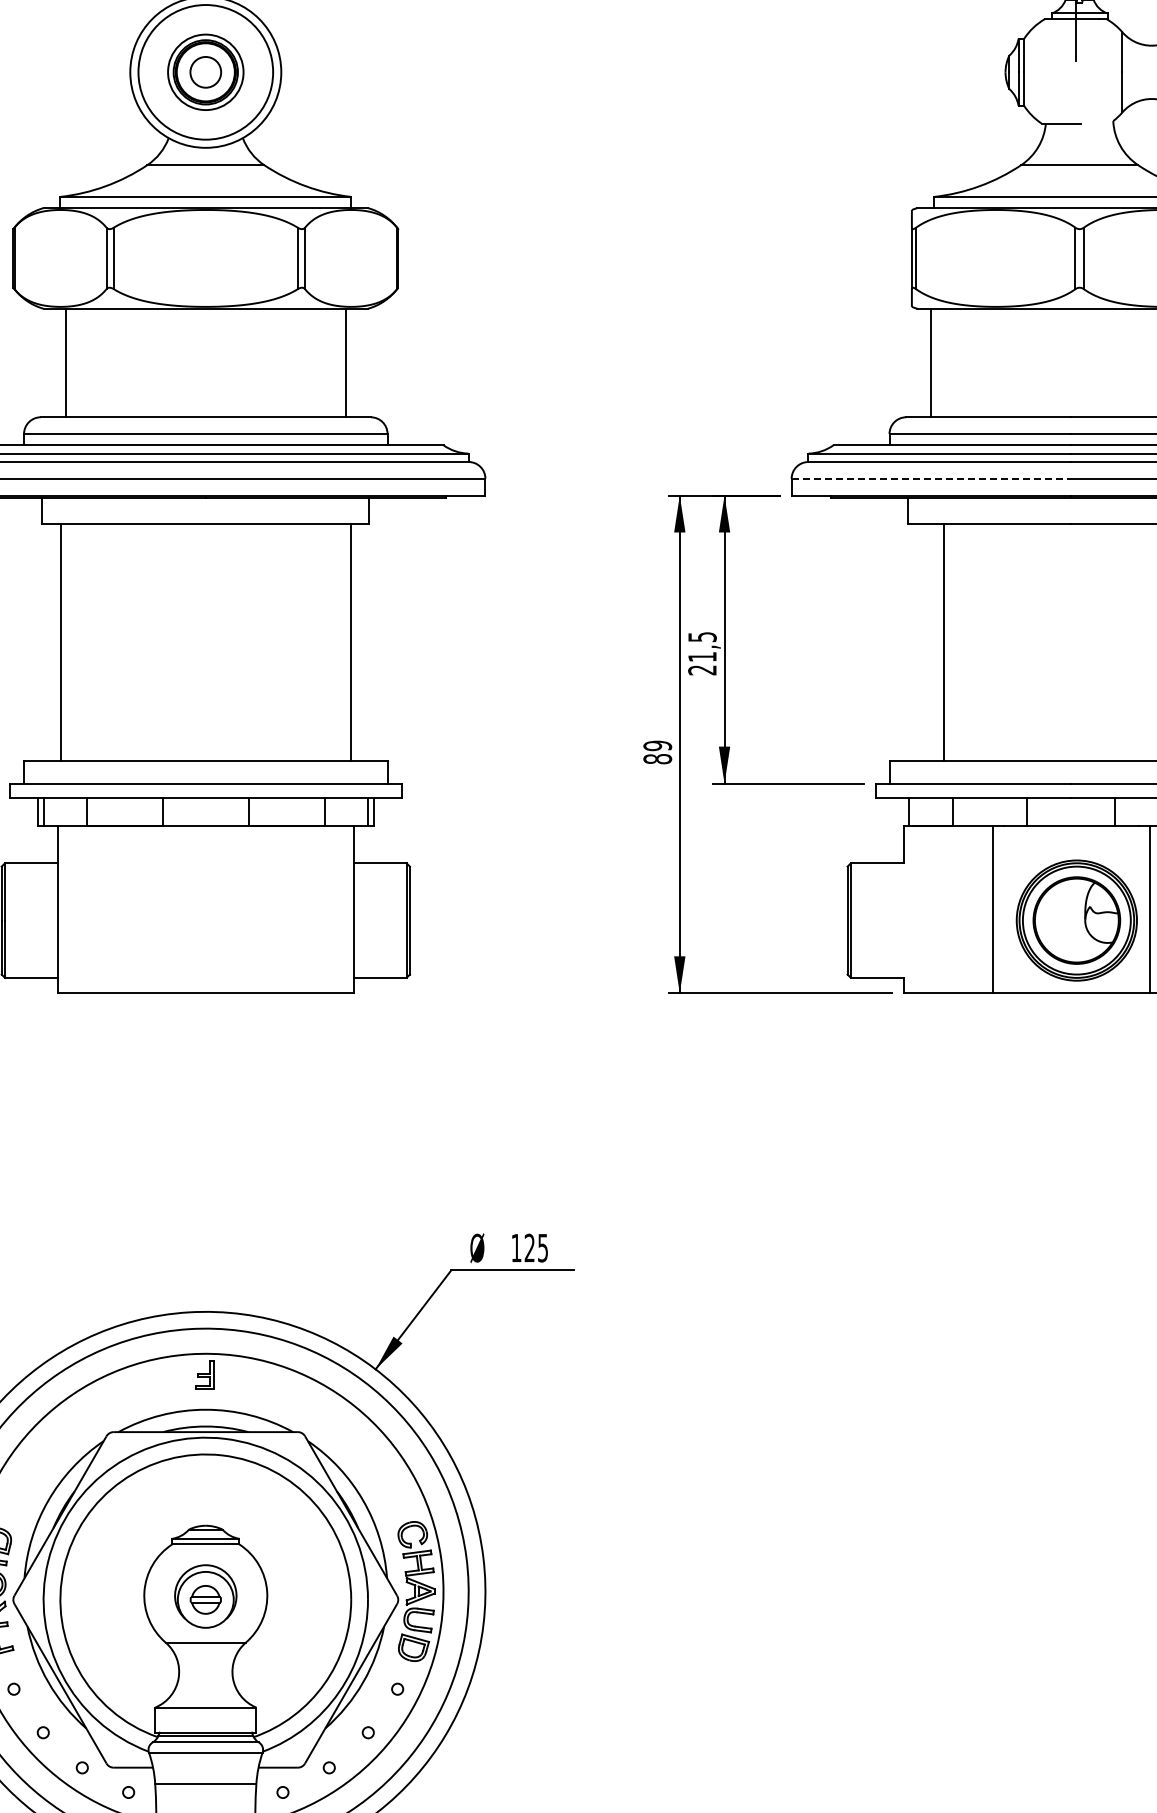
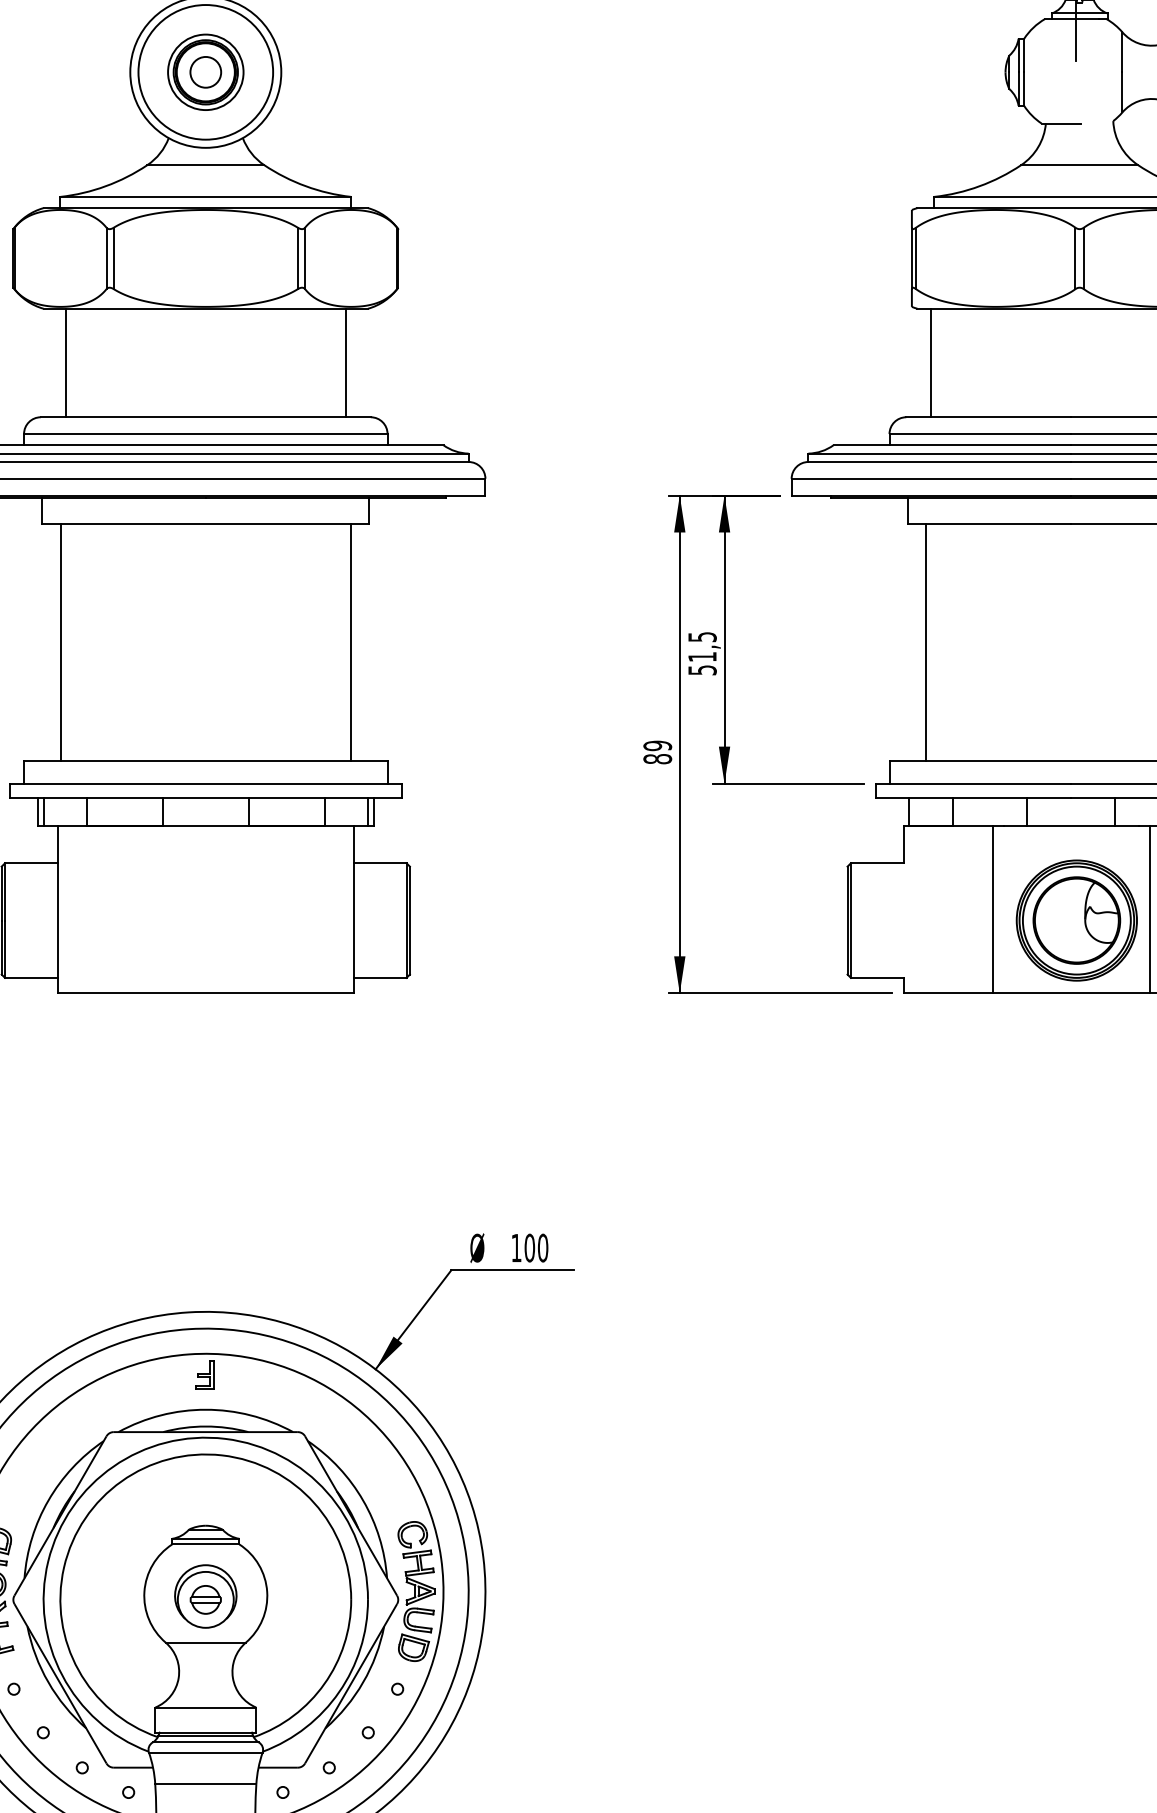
line: dashed -> solid (931, 478)
line position: (944, 642) -> (926, 642) (926, 642)
text: 21,5 -> 51,5 (702, 670)
text: 125 -> 100 (536, 1247)
